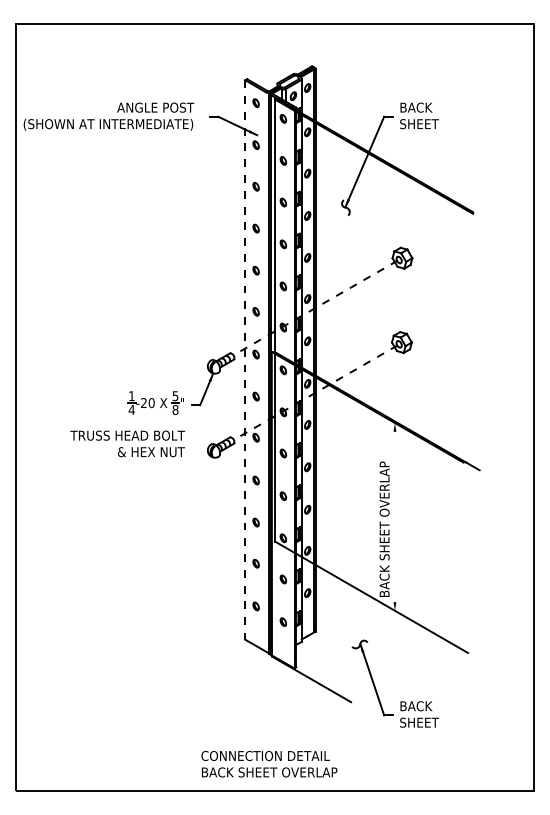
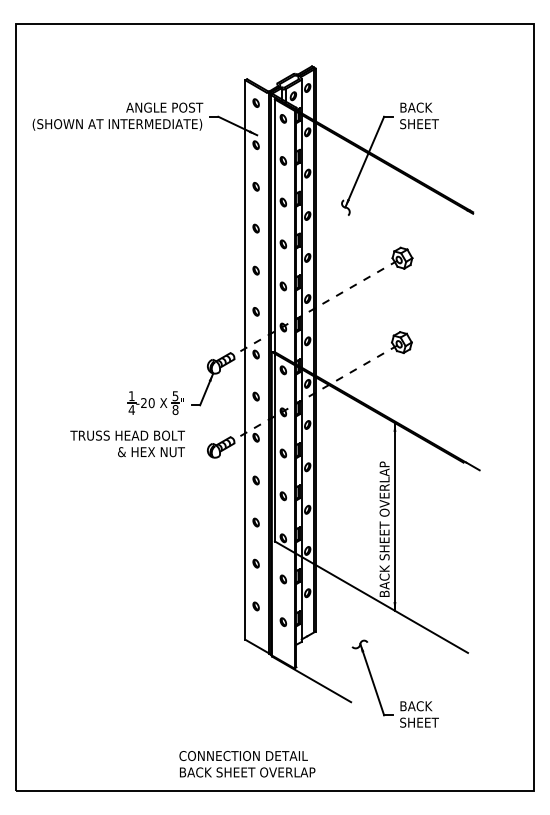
text position: (108, 116) -> (117, 116) (117, 116)
line: dashed -> solid (245, 360)
line: none -> present (394, 516)
text position: (269, 764) -> (247, 764) (247, 764)
